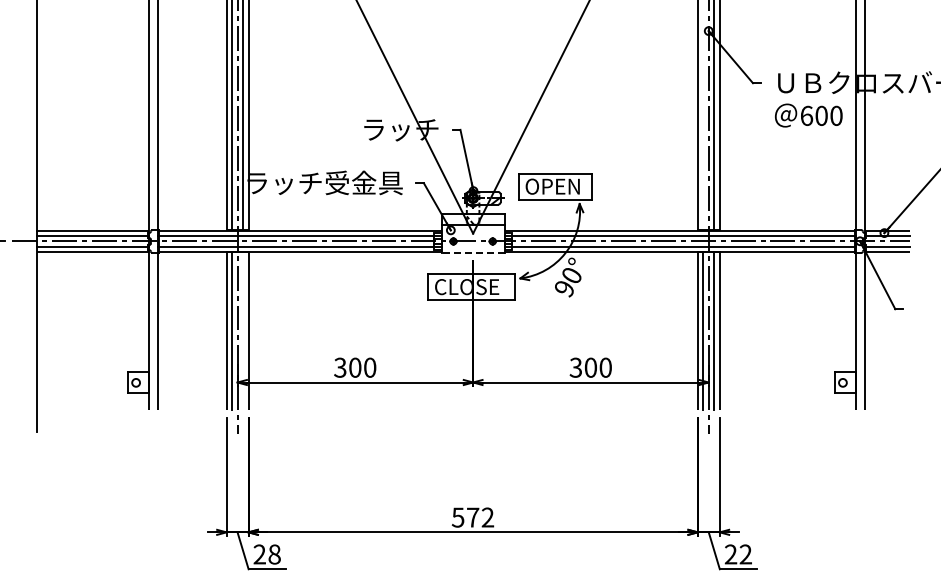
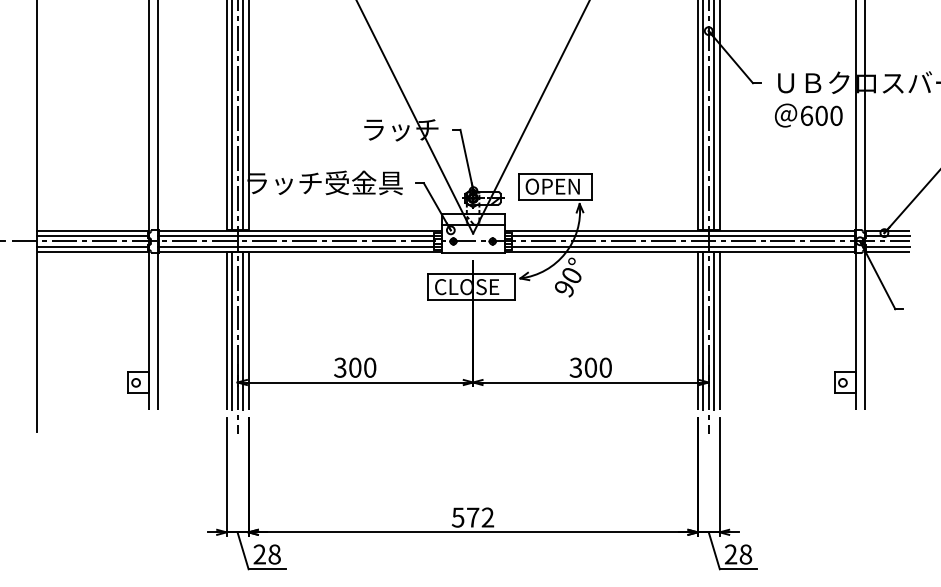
line: none -> present (703, 116)
line: dashed -> solid (472, 253)
line: none -> present (243, 330)
text: 22 -> 28 (745, 554)
